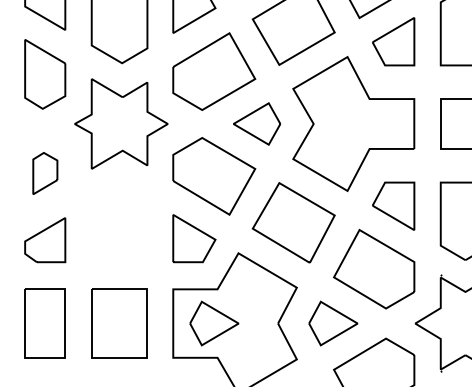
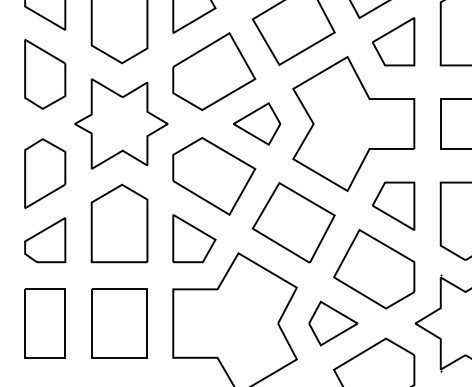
part size: 27x43 px -> 43x71 px (45, 173)
part: none -> present (119, 223)
part: present -> none (214, 323)
